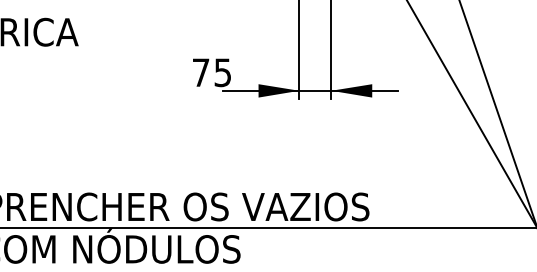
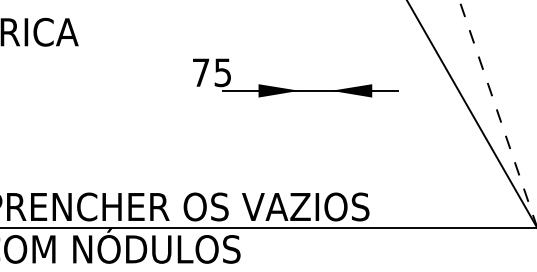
line: present -> none (299, 50)
line: present -> none (331, 50)
line: solid -> dashed (497, 112)
